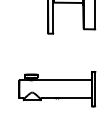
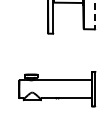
line: solid -> dashed (95, 15)
